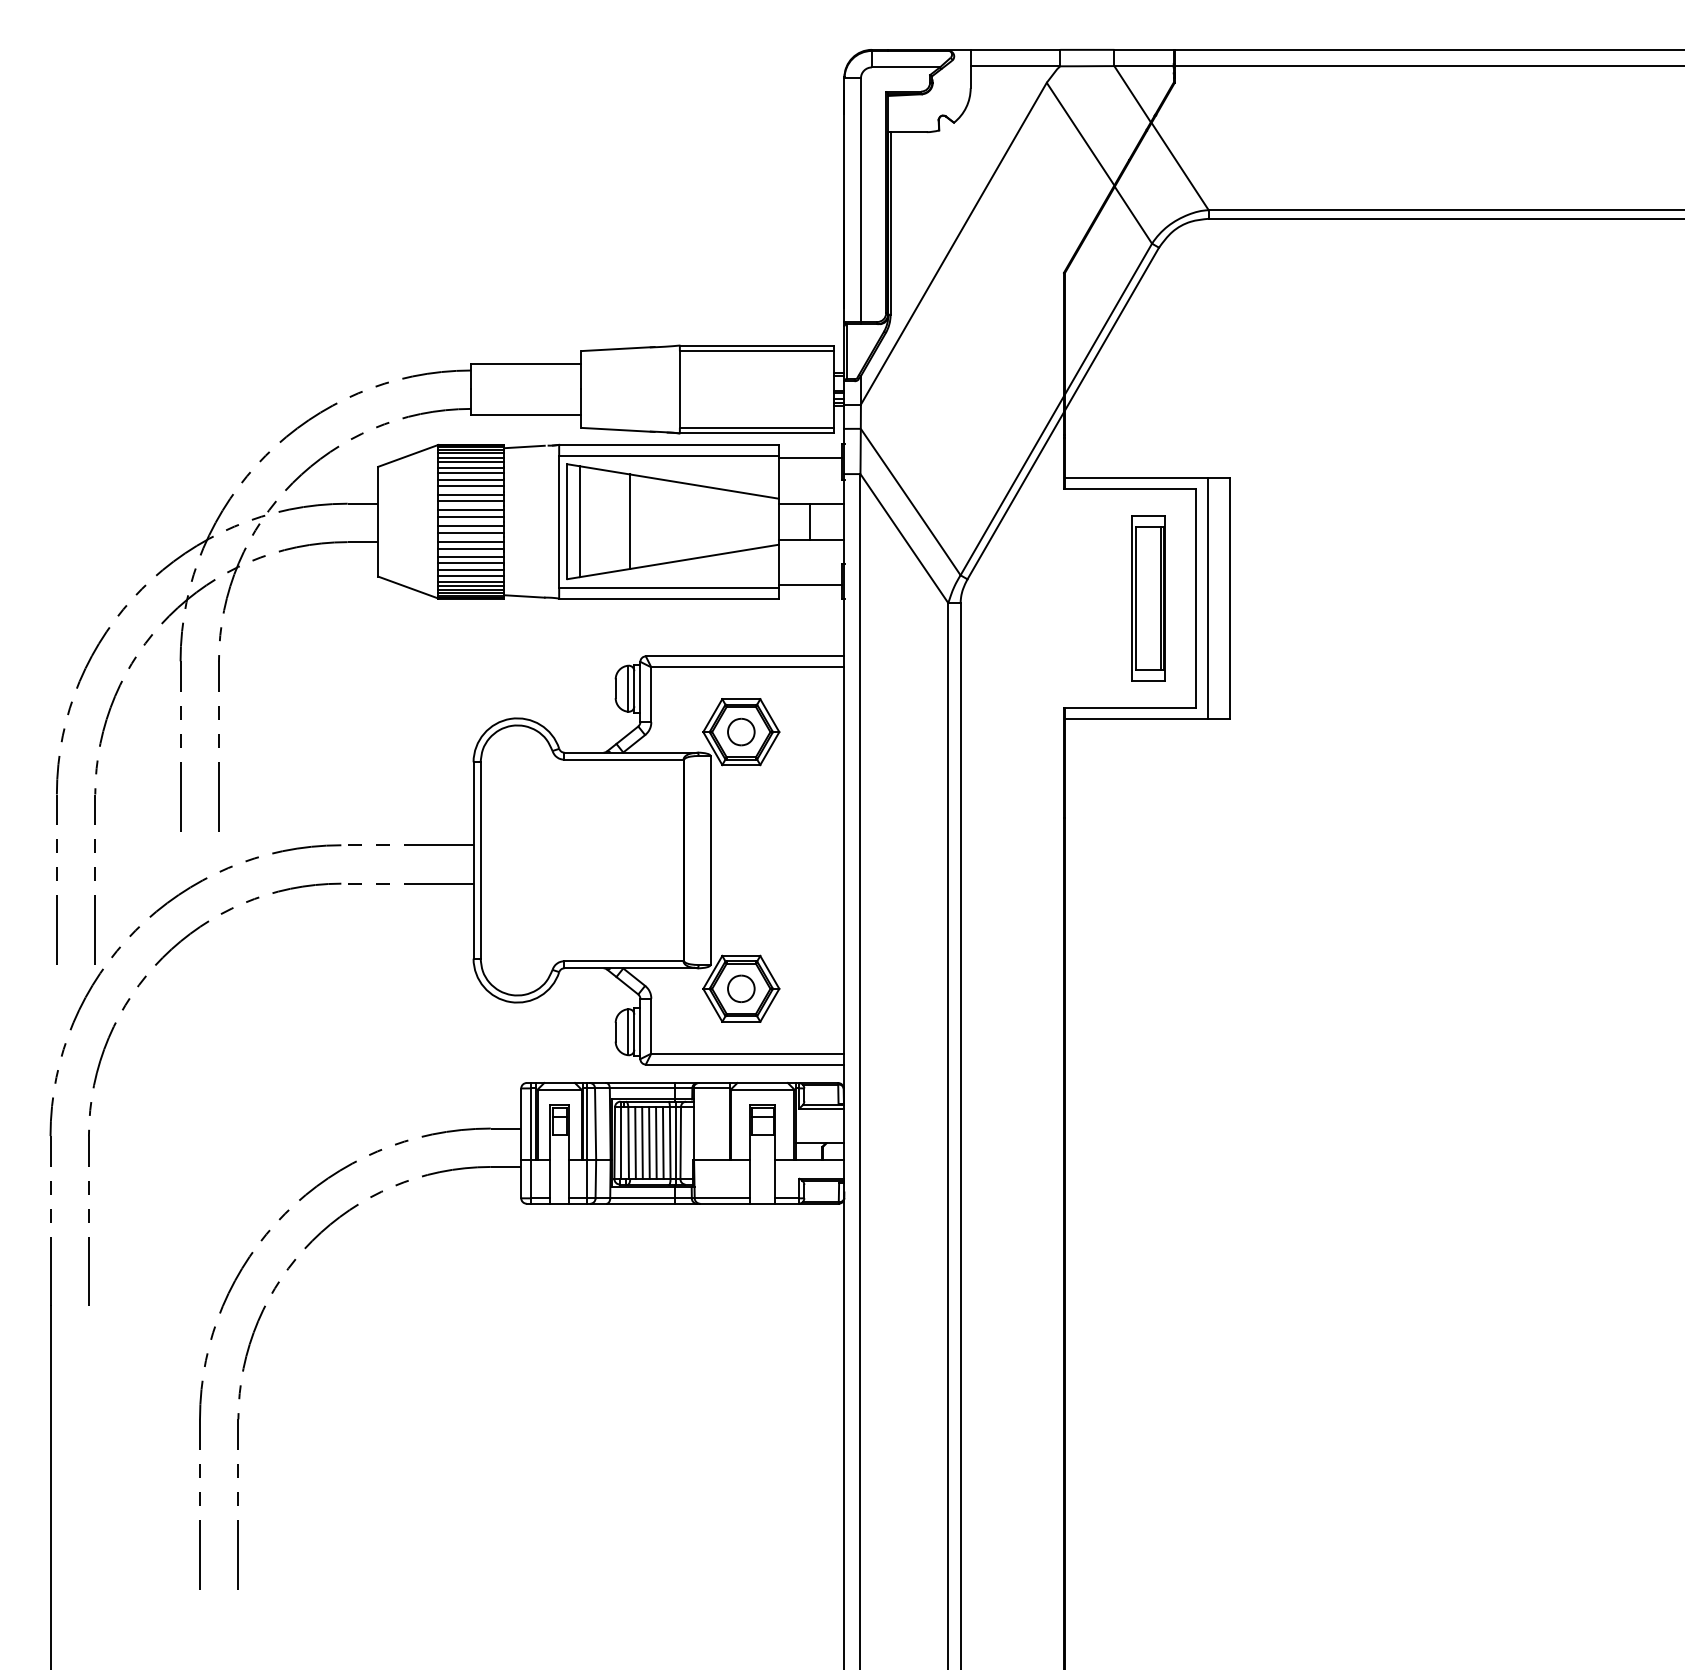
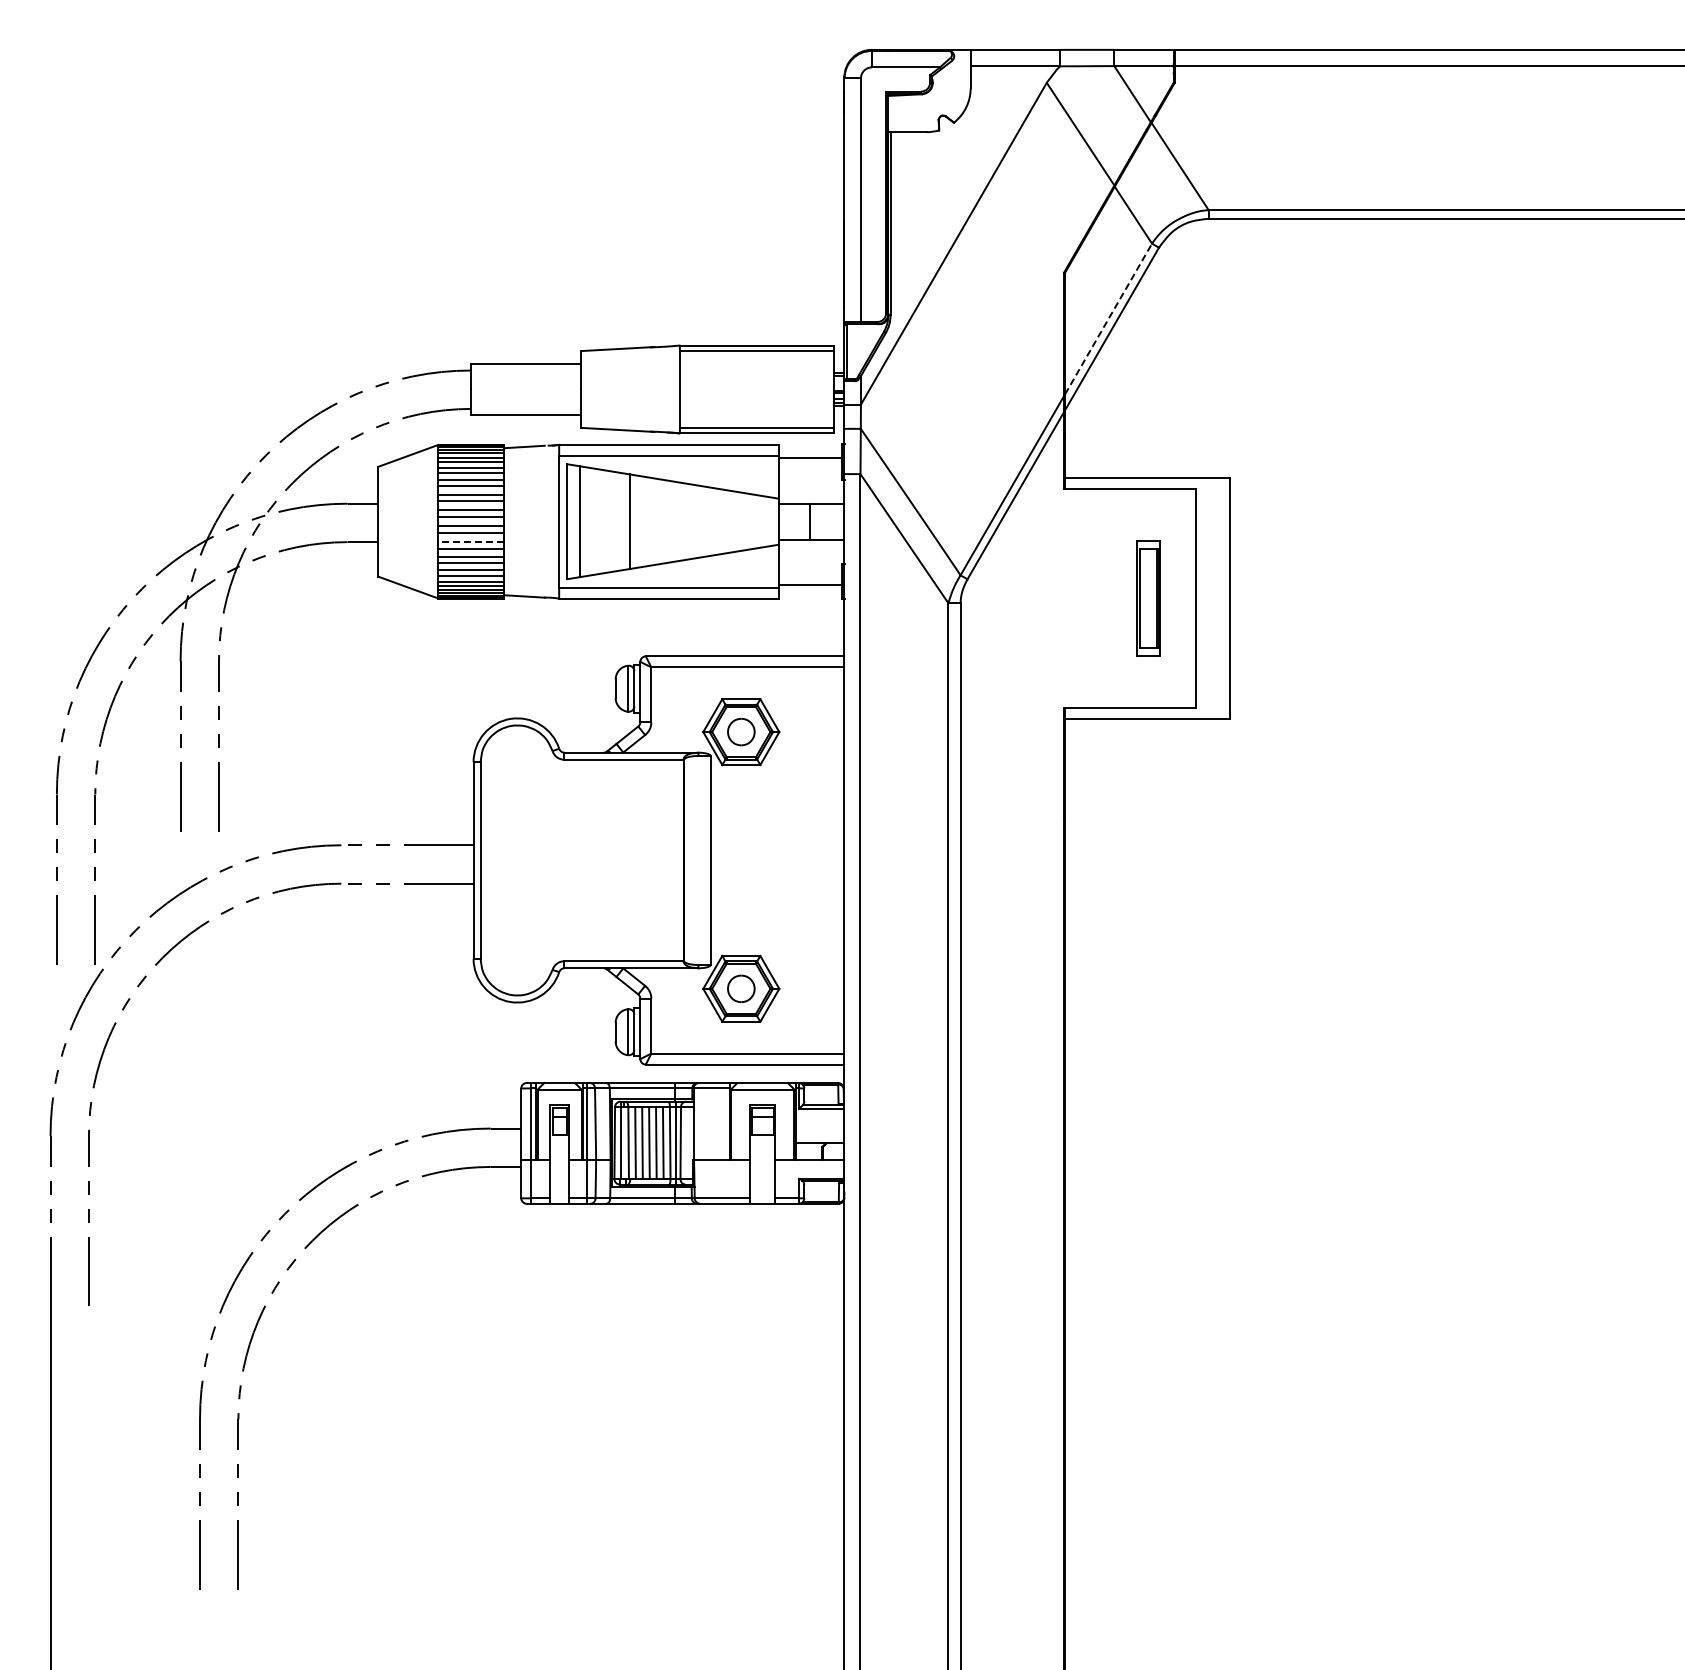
line: solid -> dashed (1108, 318)
line: solid -> dashed (471, 542)
part size: 35x167 px -> 25x117 px (1148, 598)
line: present -> none (1207, 598)
